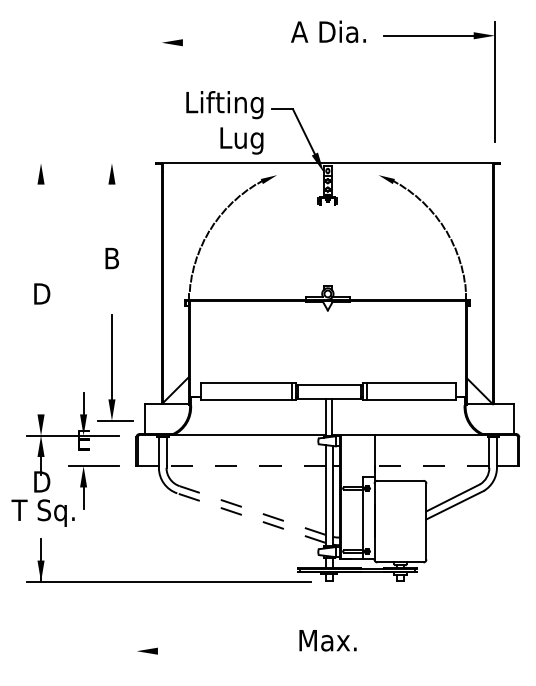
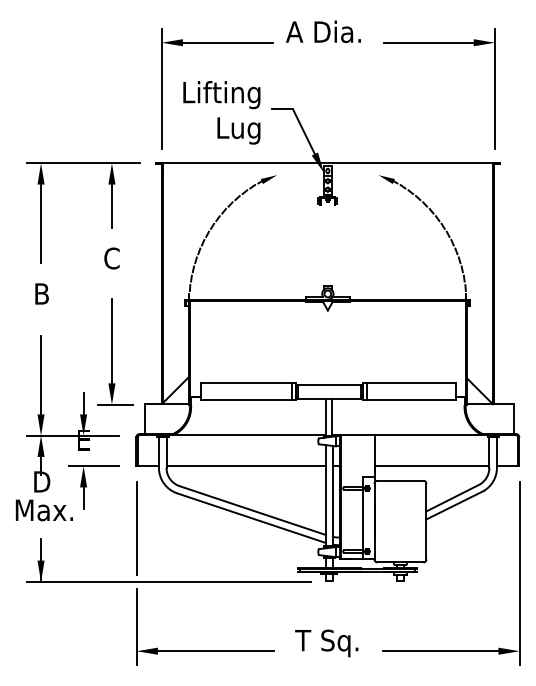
text position: (328, 31) -> (323, 31) (323, 31)
part position: (439, 36) -> (439, 43) (439, 43)
line: none -> present (227, 42)
line: none -> present (161, 88)
text position: (224, 122) -> (221, 112) (221, 112)
line: none -> present (83, 163)
line: none -> present (111, 206)
line: none -> present (41, 223)
text: B -> C (111, 258)
text: D -> B (42, 293)
part position: (115, 367) -> (115, 351) (115, 351)
line: none -> present (41, 374)
line: dashed -> solid (246, 466)
line: dashed -> solid (431, 466)
line: dashed -> solid (252, 510)
text: T Sq. -> Max. (42, 512)
line: dashed -> solid (251, 518)
line: none -> present (136, 527)
part: none -> present (519, 573)
line: none -> present (136, 626)
text: Max. -> T Sq. (326, 643)
line: none -> present (215, 651)
